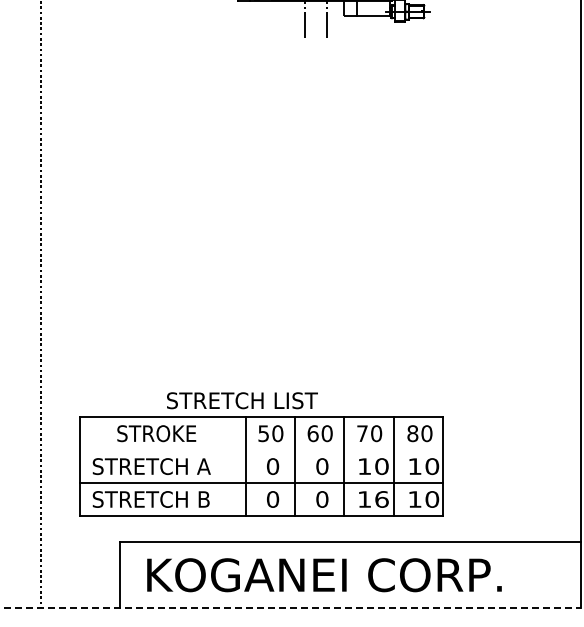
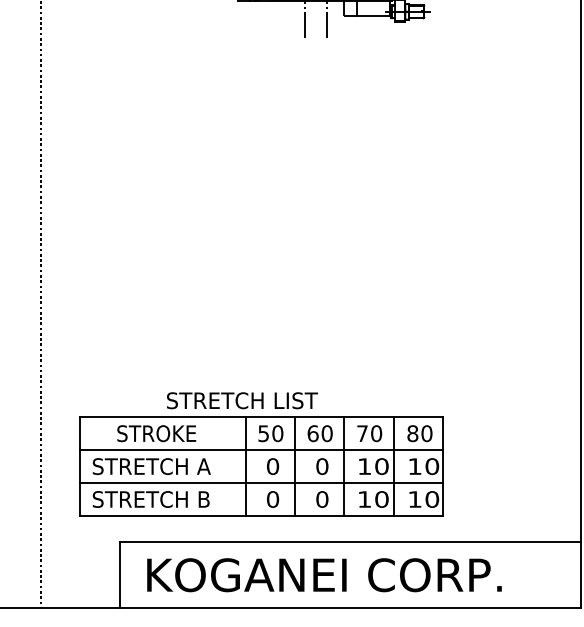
line: none -> present (261, 450)
text: 16 -> 10 (381, 499)
line: dashed -> solid (290, 608)
